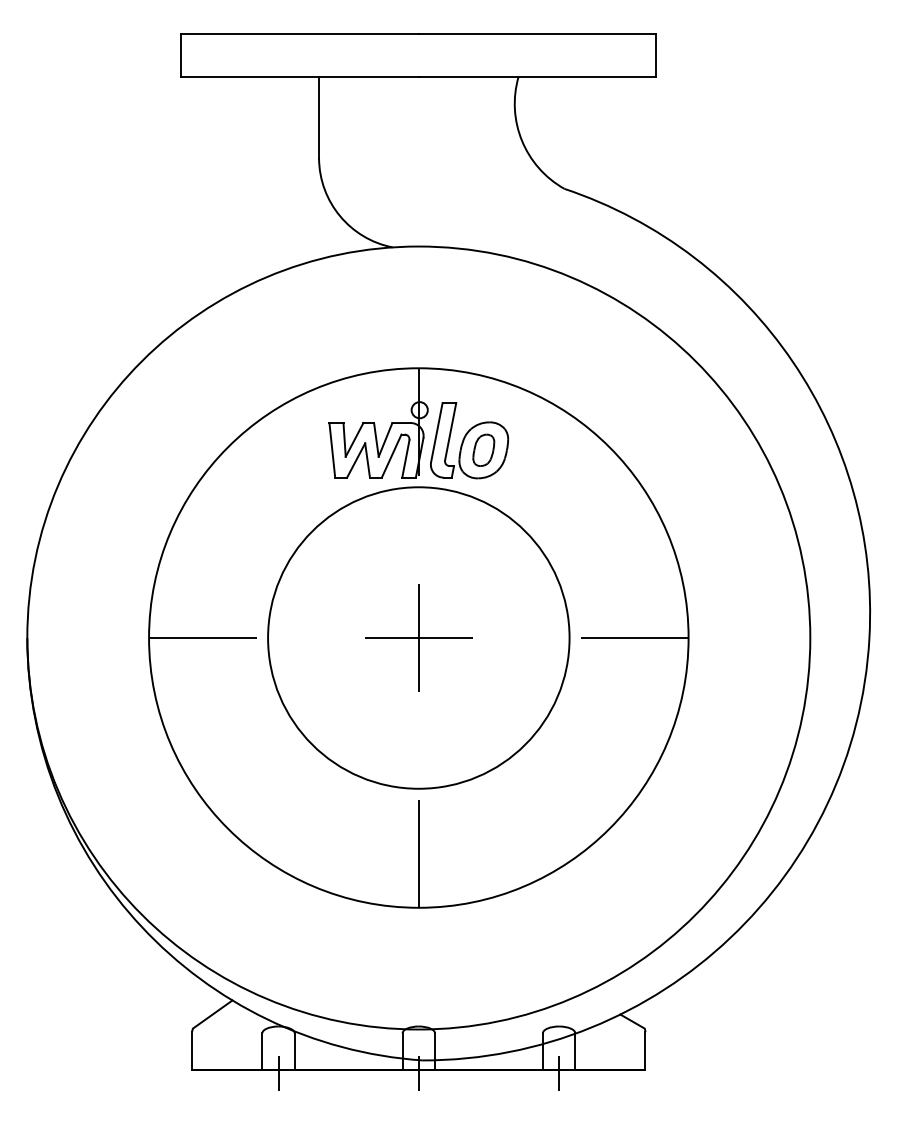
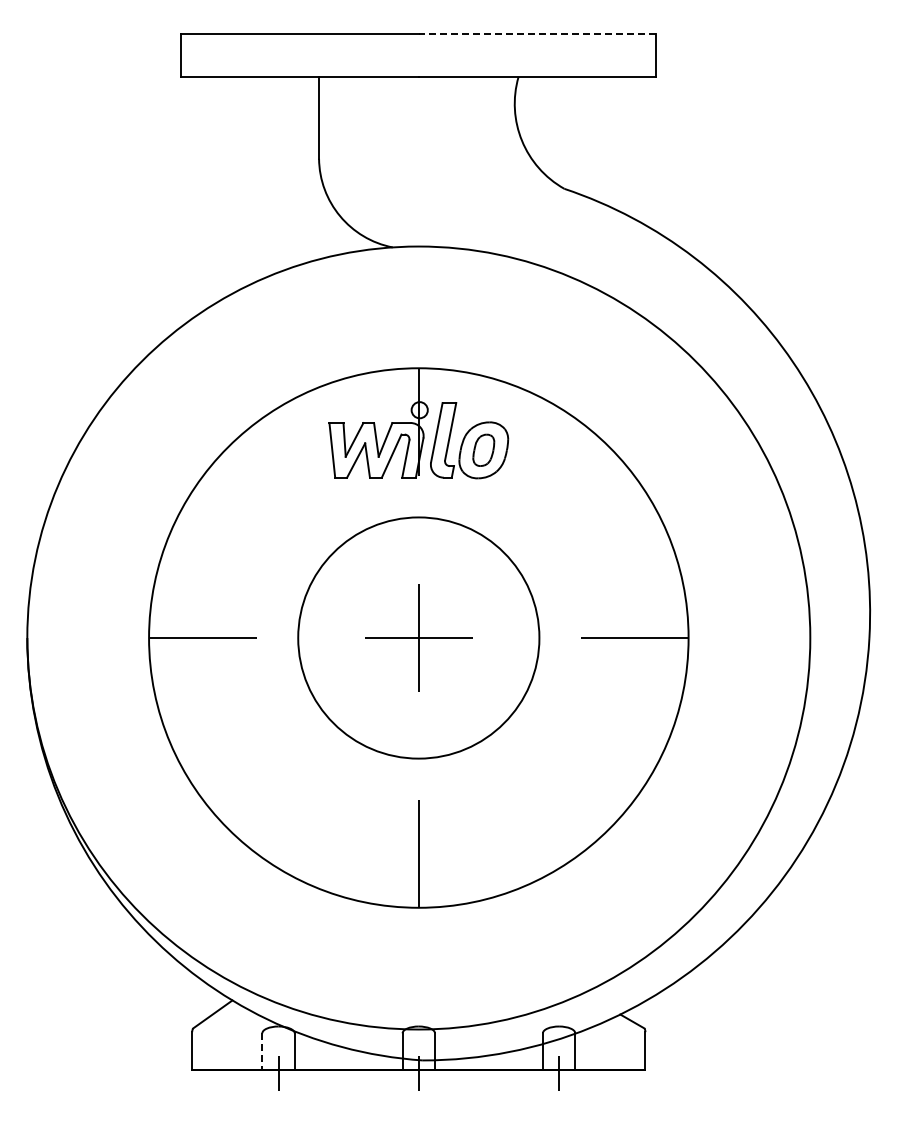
line: solid -> dashed (537, 33)
circle diameter: 301 px -> 241 px (418, 637)
line: solid -> dashed (262, 1051)
